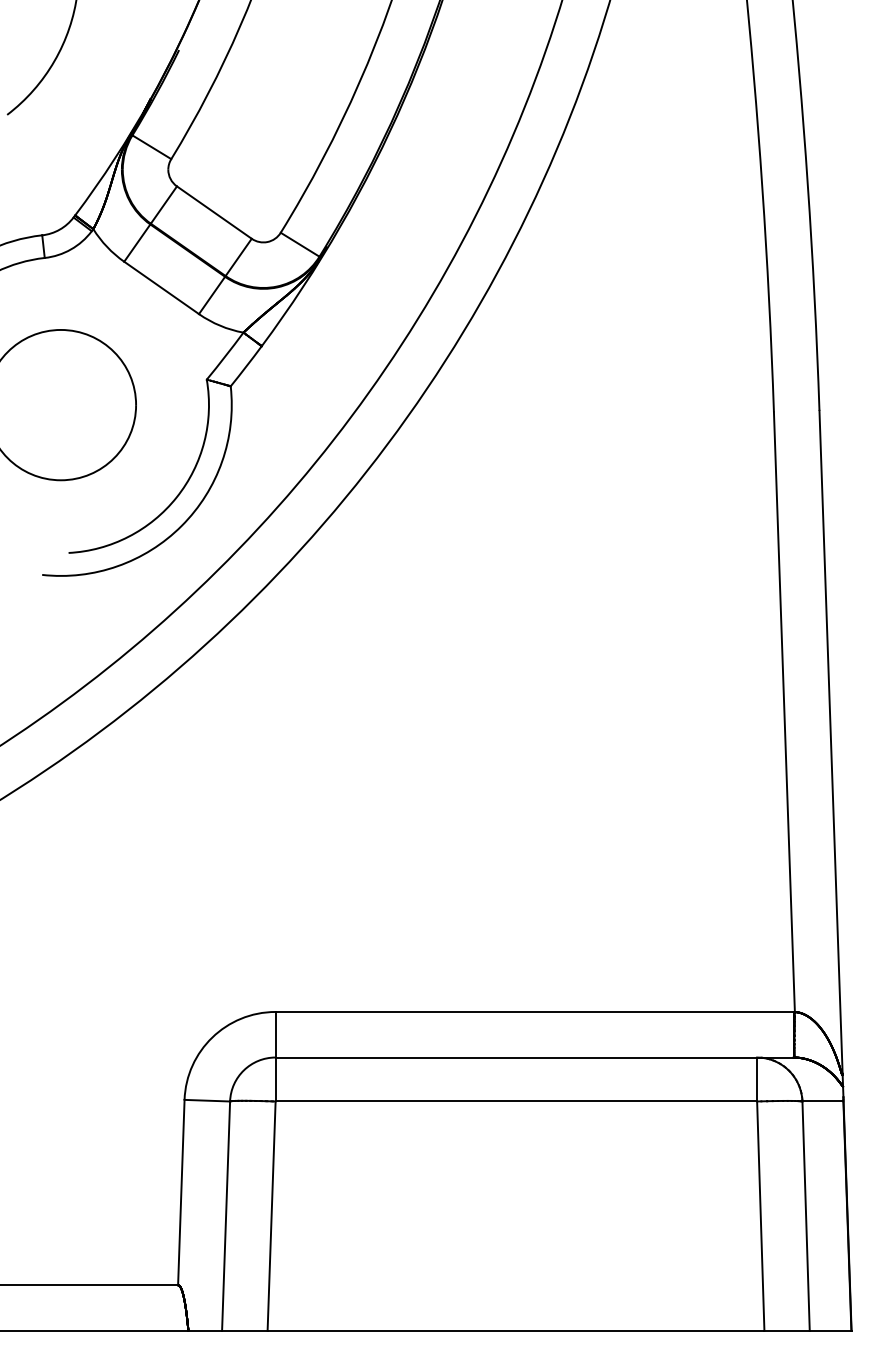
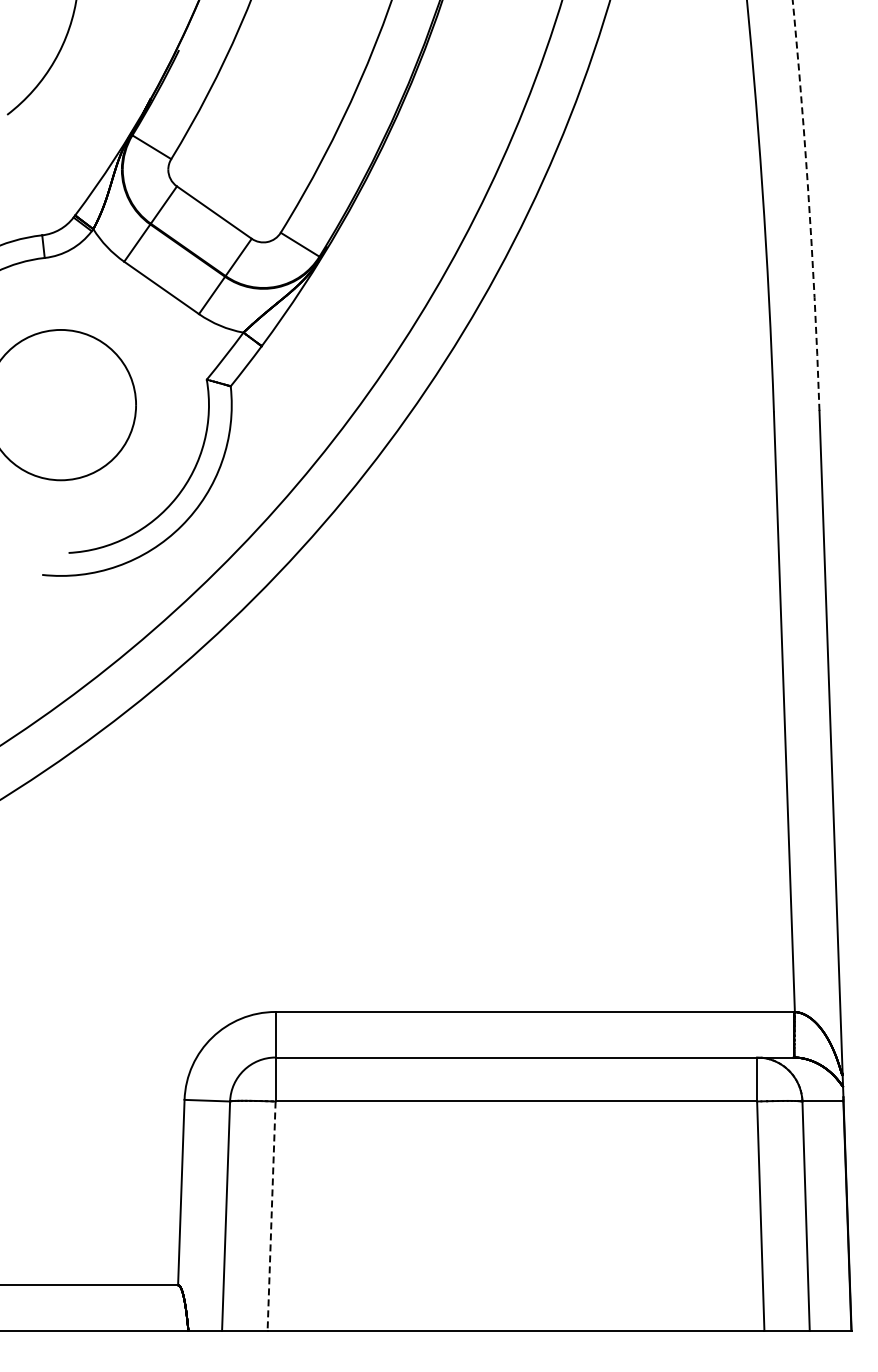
arc: solid -> dashed (809, 204)
line: solid -> dashed (271, 1216)
